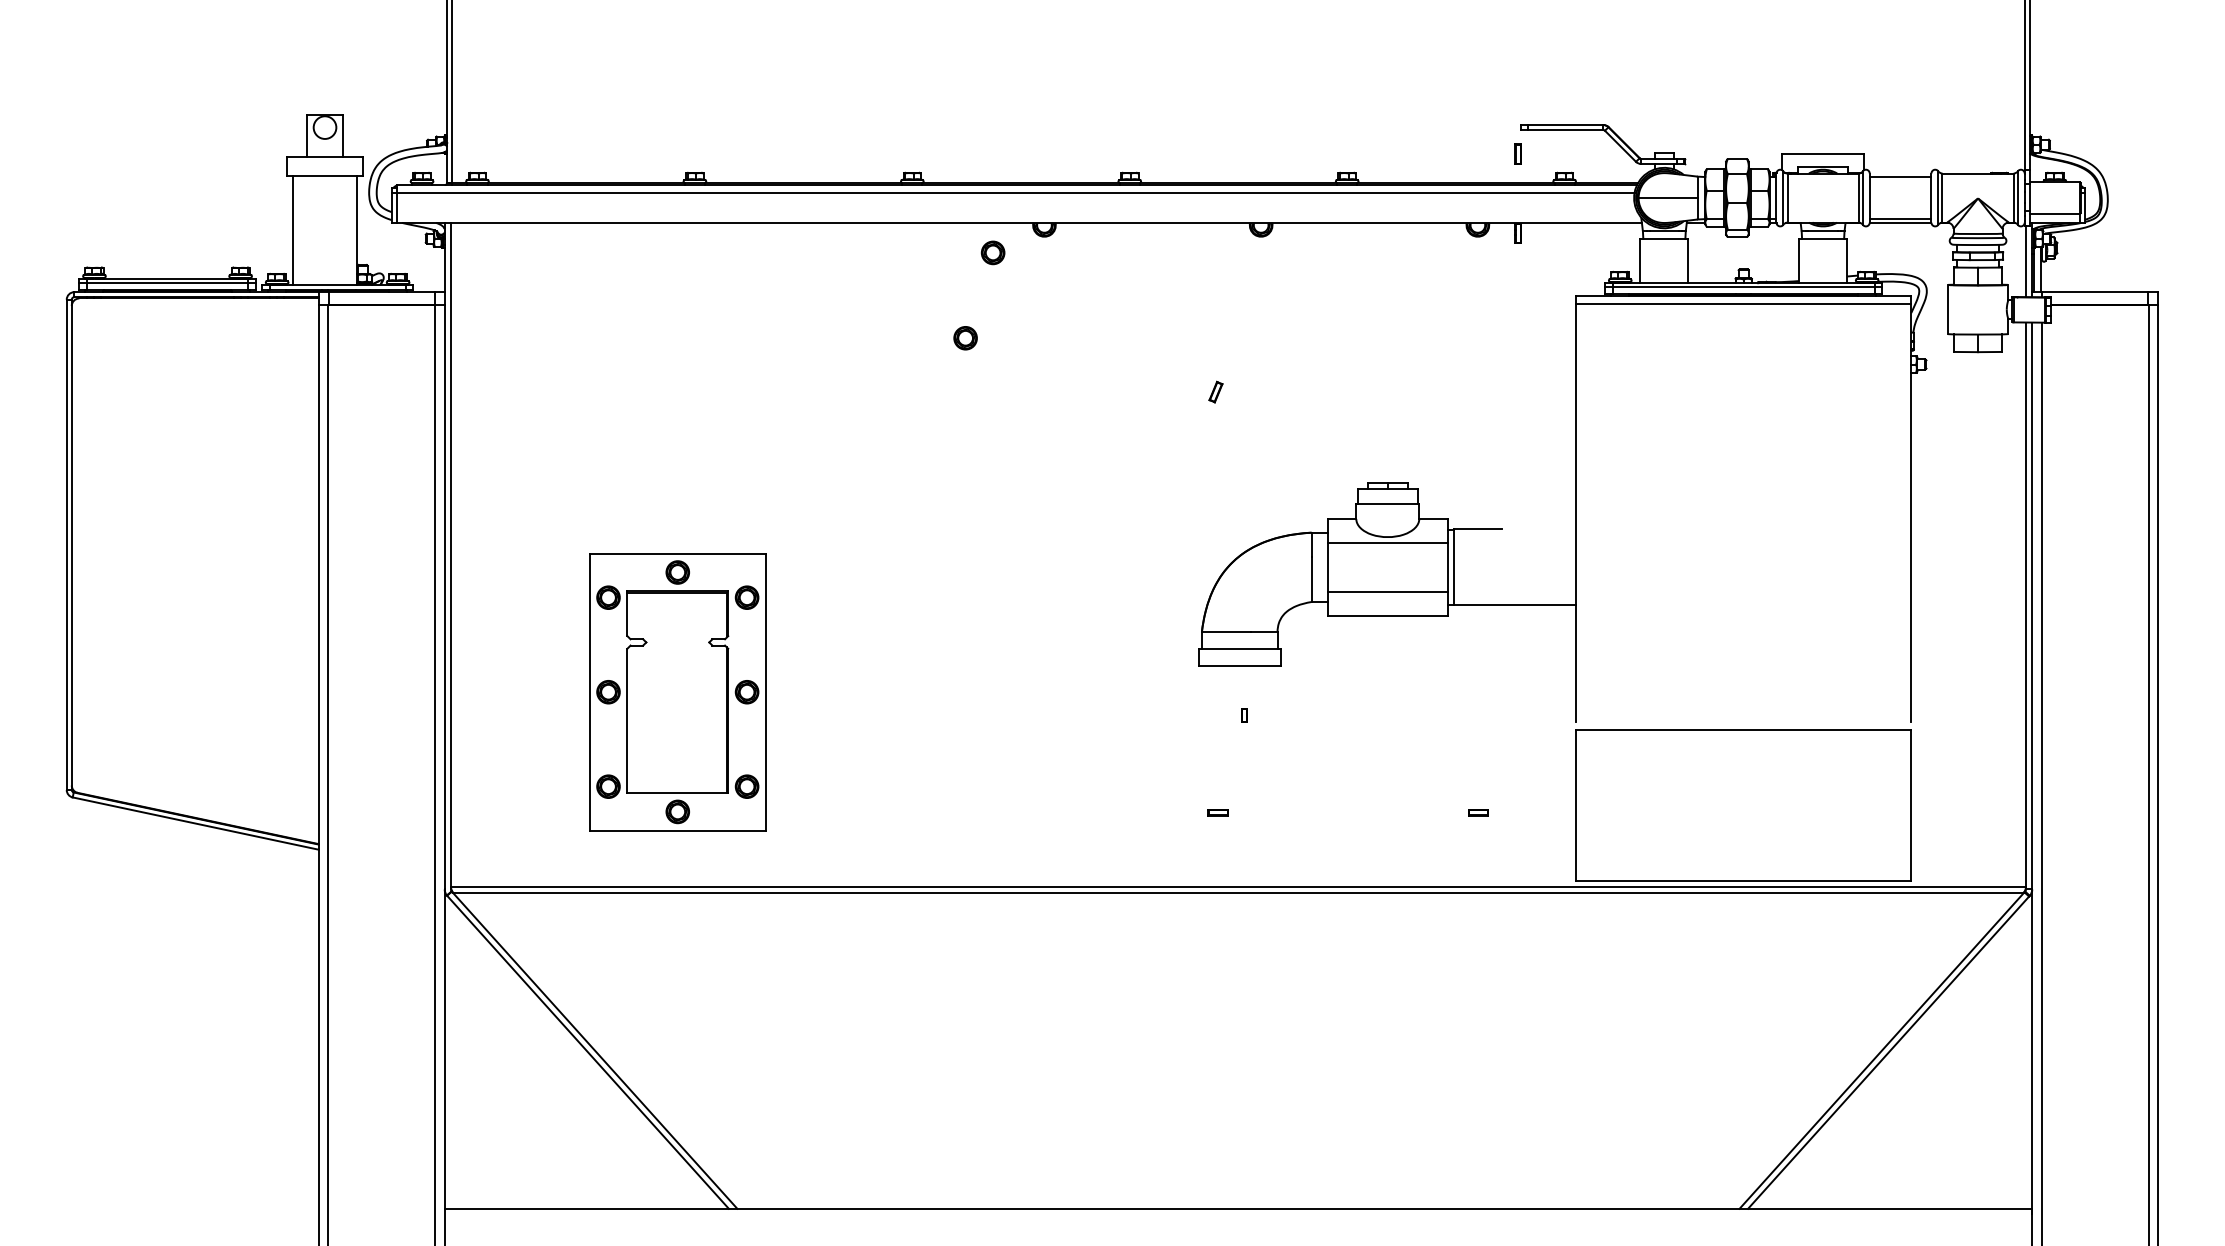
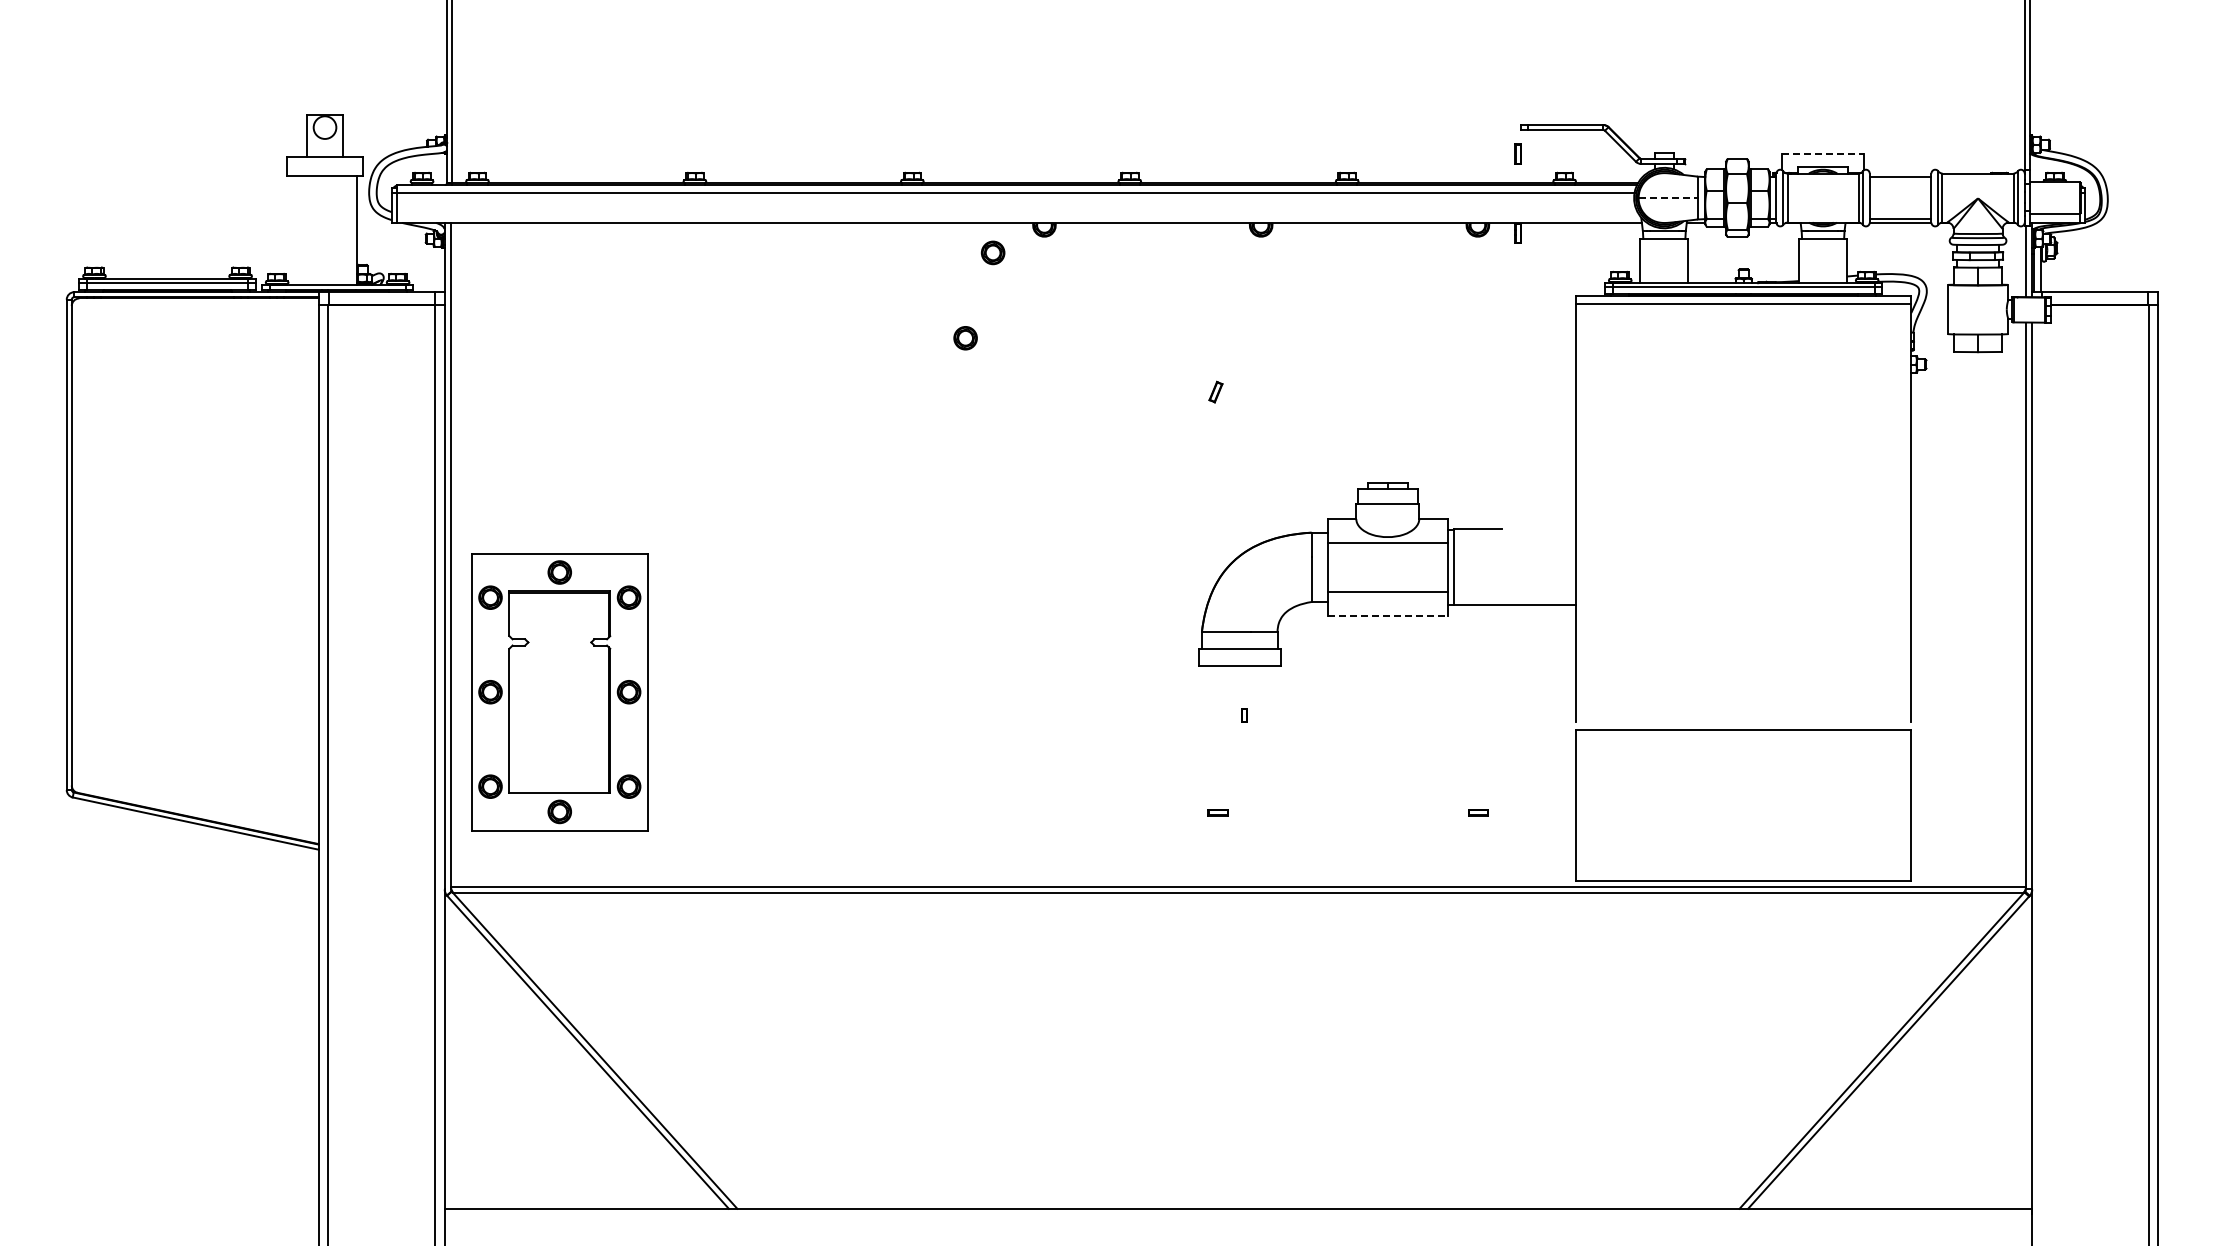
line: solid -> dashed (1823, 153)
line: solid -> dashed (1668, 198)
line: present -> none (292, 230)
line: solid -> dashed (1387, 615)
part position: (677, 692) -> (559, 692) (559, 692)
line: present -> none (2041, 782)
